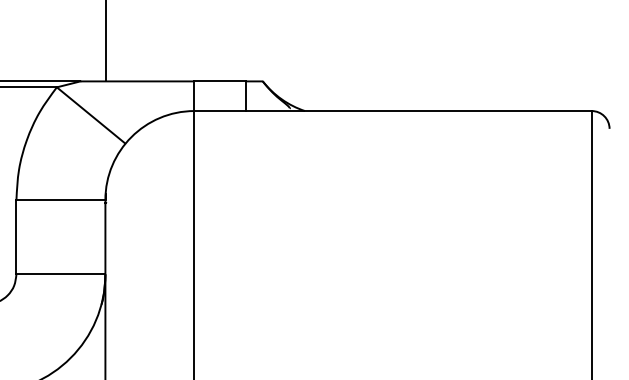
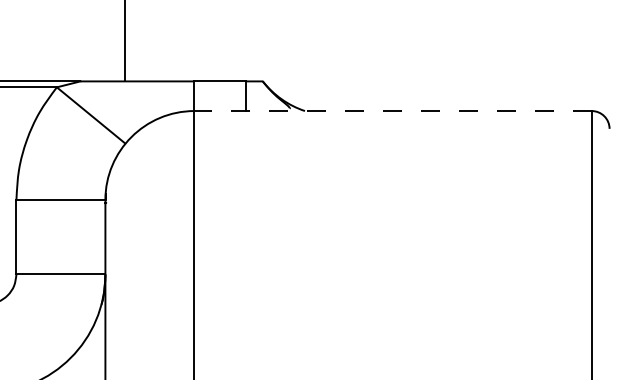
line position: (106, 41) -> (125, 41) (125, 41)
line: solid -> dashed (393, 111)
